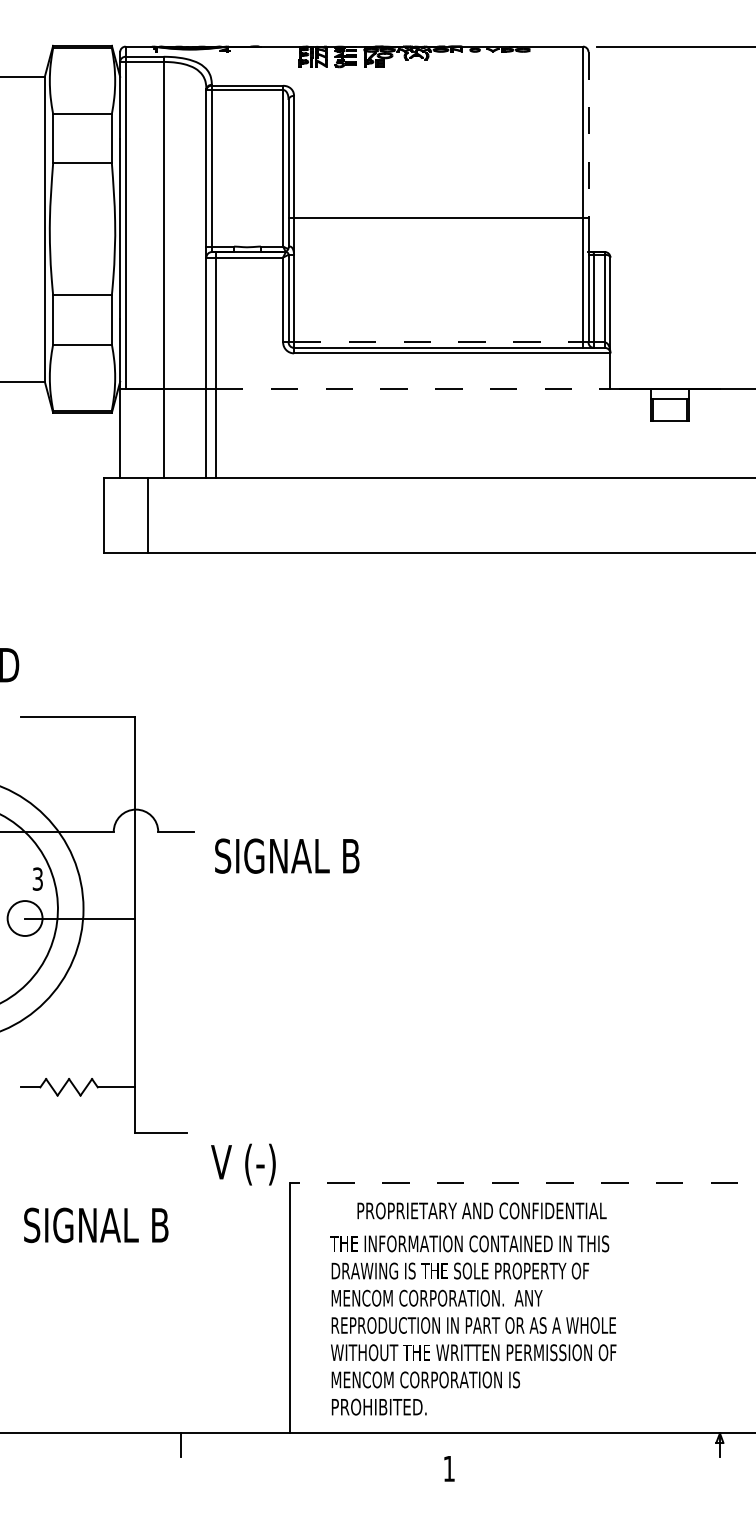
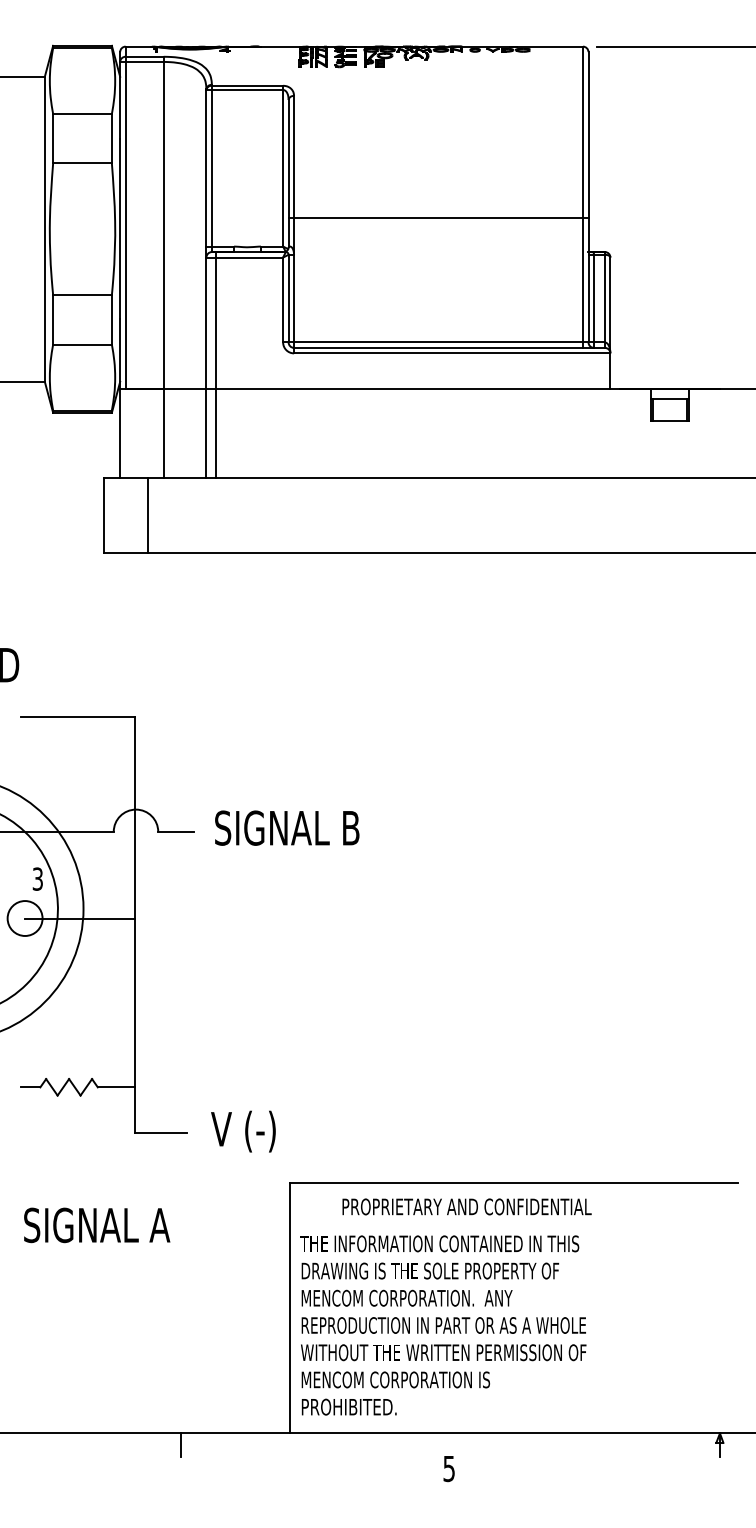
line: dashed -> solid (588, 134)
line: dashed -> solid (439, 342)
line: dashed -> solid (413, 389)
text position: (287, 855) -> (287, 827) (287, 827)
text position: (243, 1164) -> (243, 1131) (243, 1131)
line: dashed -> solid (513, 1182)
text position: (481, 1210) -> (466, 1206) (466, 1206)
text: SIGNAL B -> SIGNAL A (159, 1225)
text position: (473, 1325) -> (443, 1325) (443, 1325)
text: 1 -> 5 (448, 1469)
